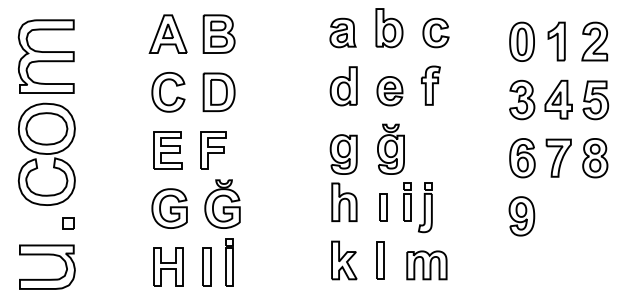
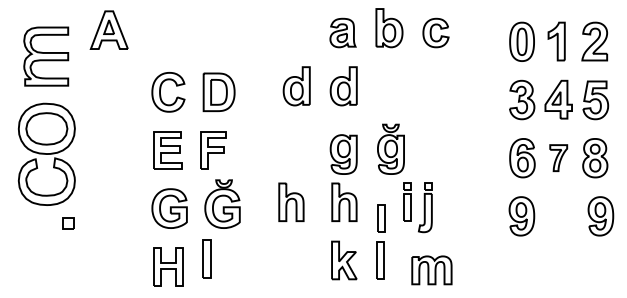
part position: (167, 33) -> (108, 29) (108, 29)
part: present -> none (218, 33)
part size: 58x75 px -> 47x61 px (46, 56)
part: present -> none (430, 85)
part: none -> present (296, 86)
part: present -> none (389, 91)
part size: 27x40 px -> 20x28 px (558, 157)
part: none -> present (291, 201)
part position: (383, 207) -> (381, 218) (381, 218)
part: none -> present (600, 216)
part: present -> none (47, 255)
part: present -> none (229, 262)
part position: (426, 265) -> (431, 270) (431, 270)
part position: (206, 266) -> (206, 258) (206, 258)
